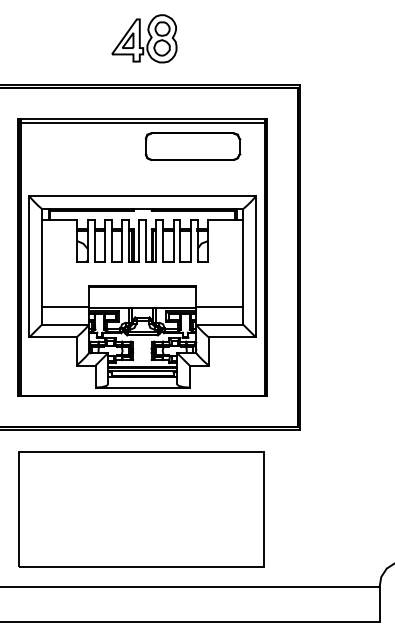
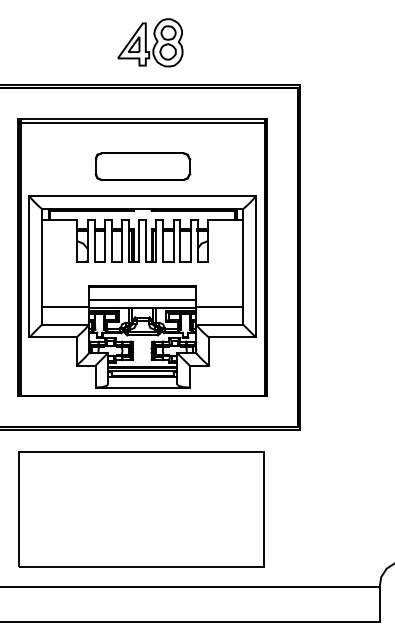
part position: (144, 38) -> (150, 42) (150, 42)
part position: (192, 146) -> (142, 166) (142, 166)
line: none -> present (142, 299)
